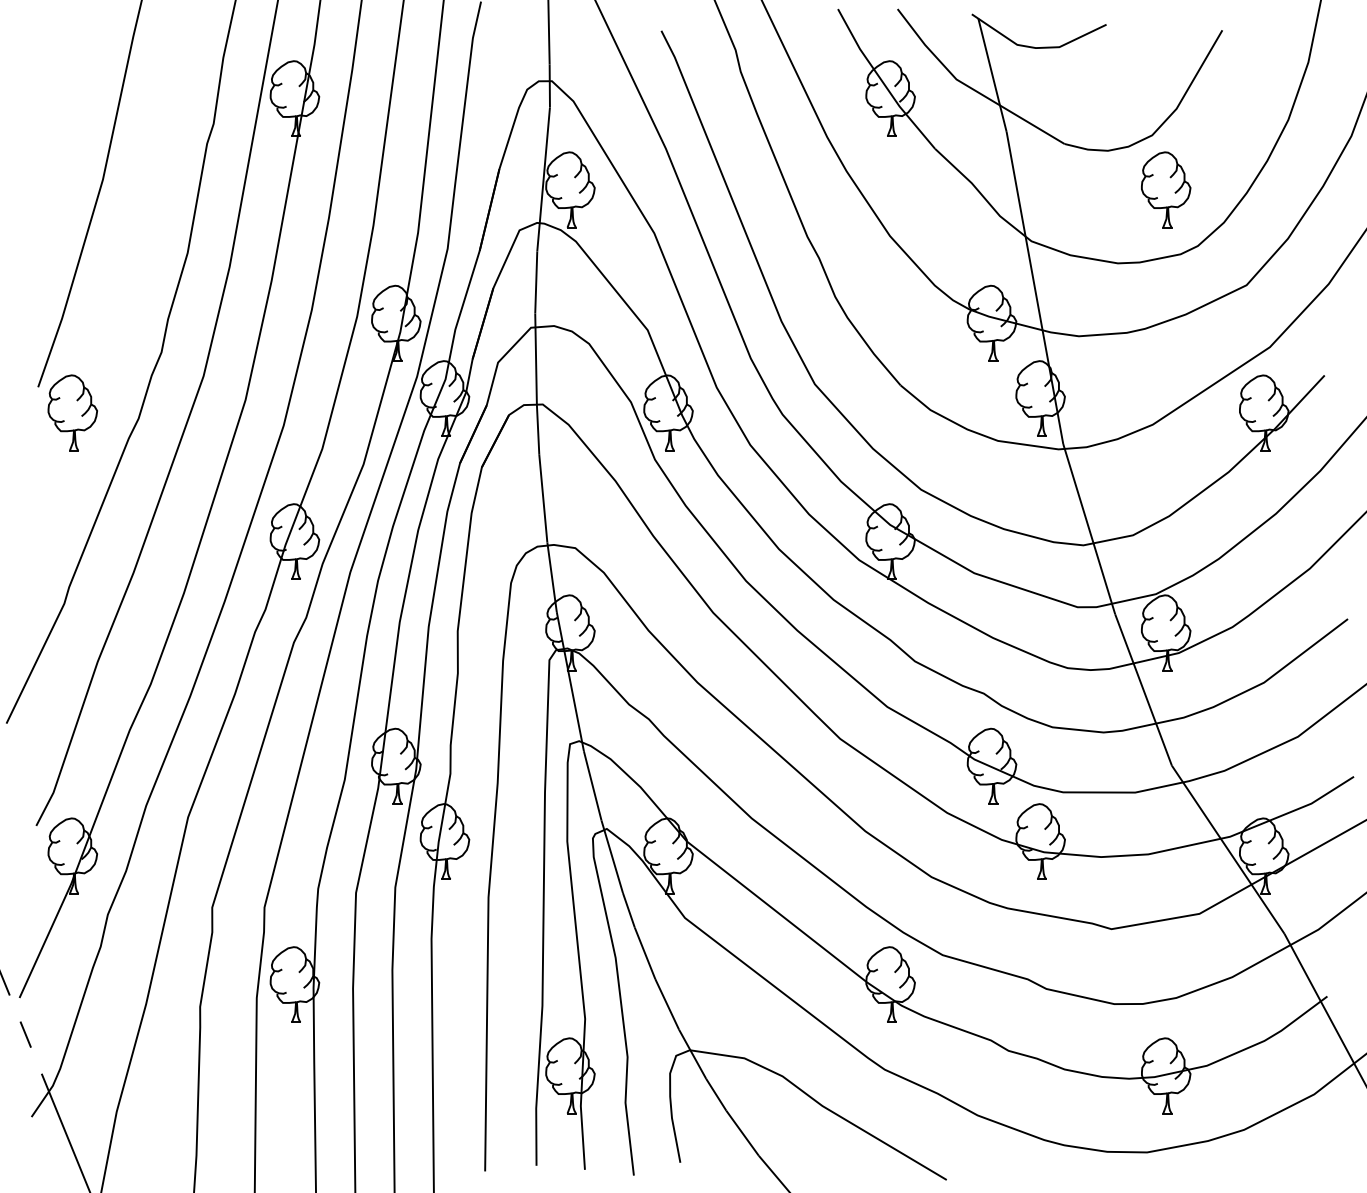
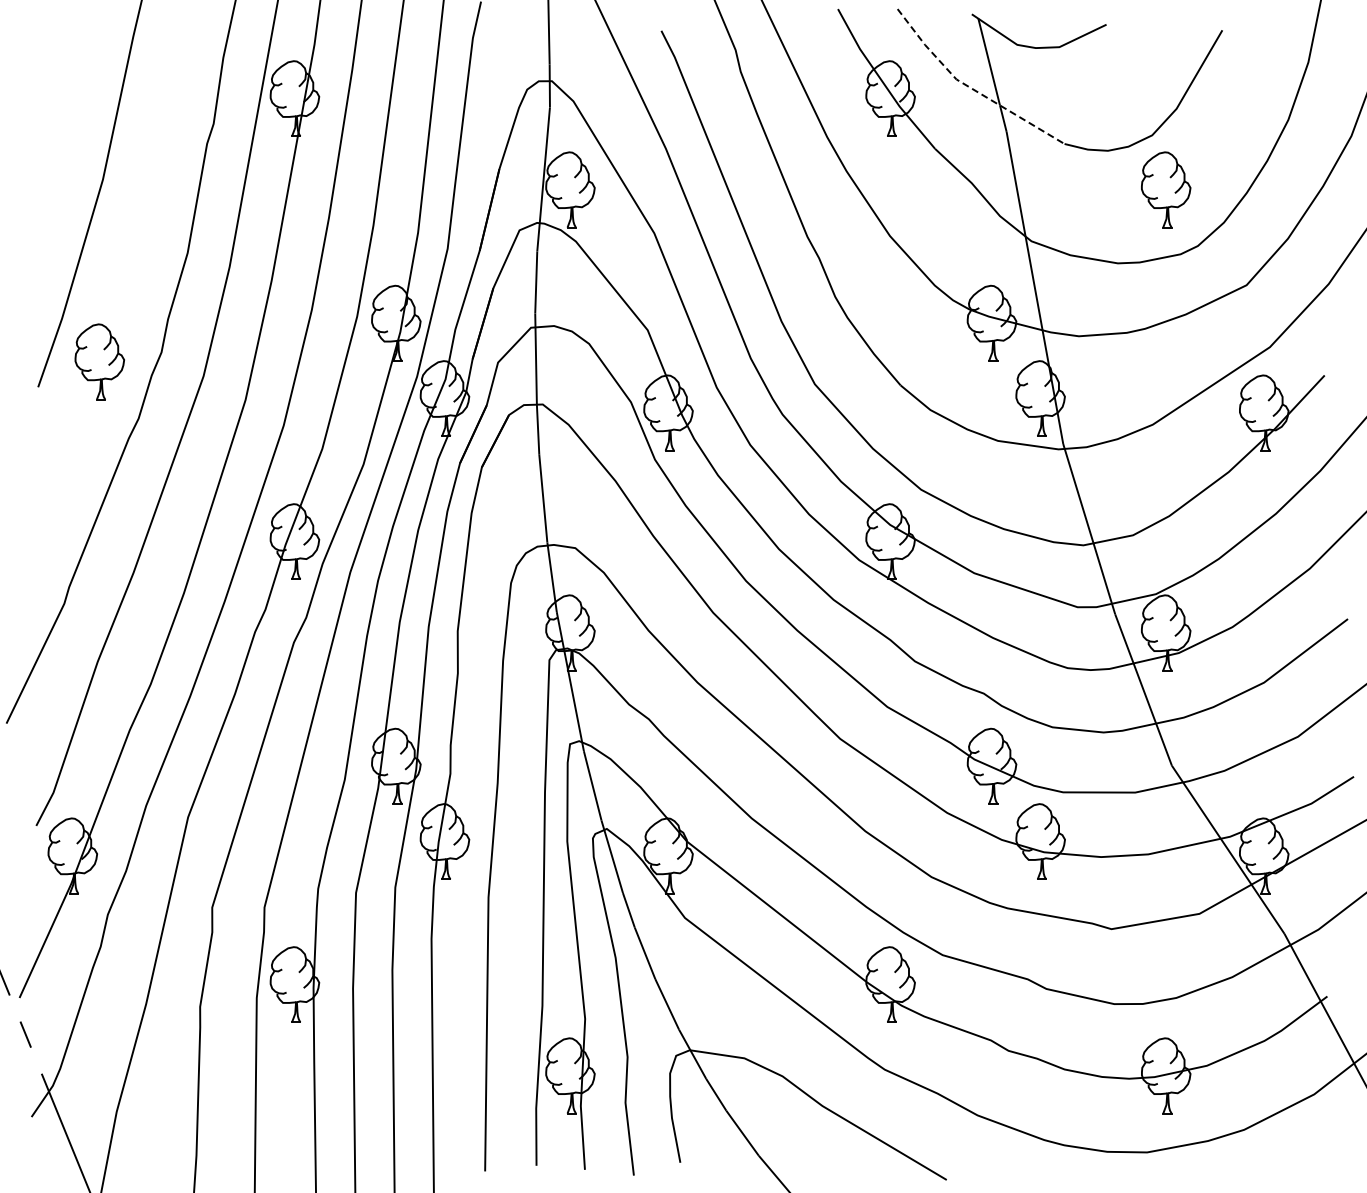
line: solid -> dashed (970, 87)
part position: (72, 412) -> (99, 361) (99, 361)
